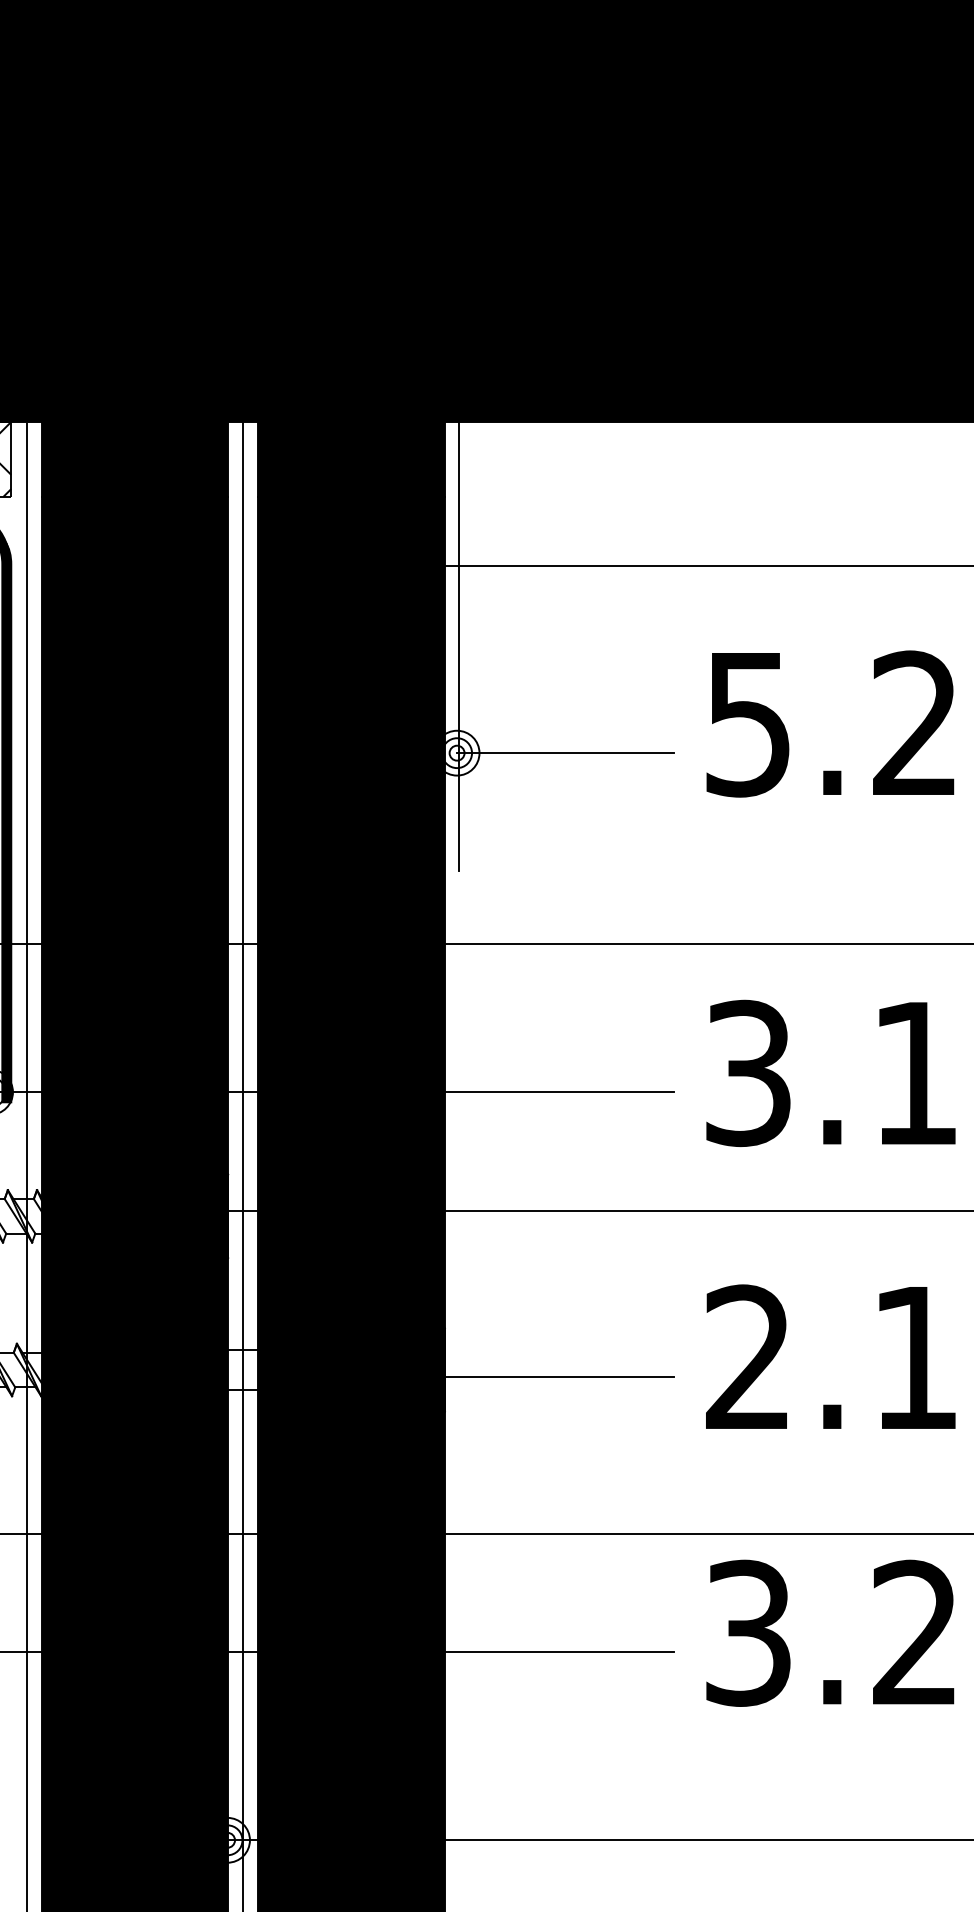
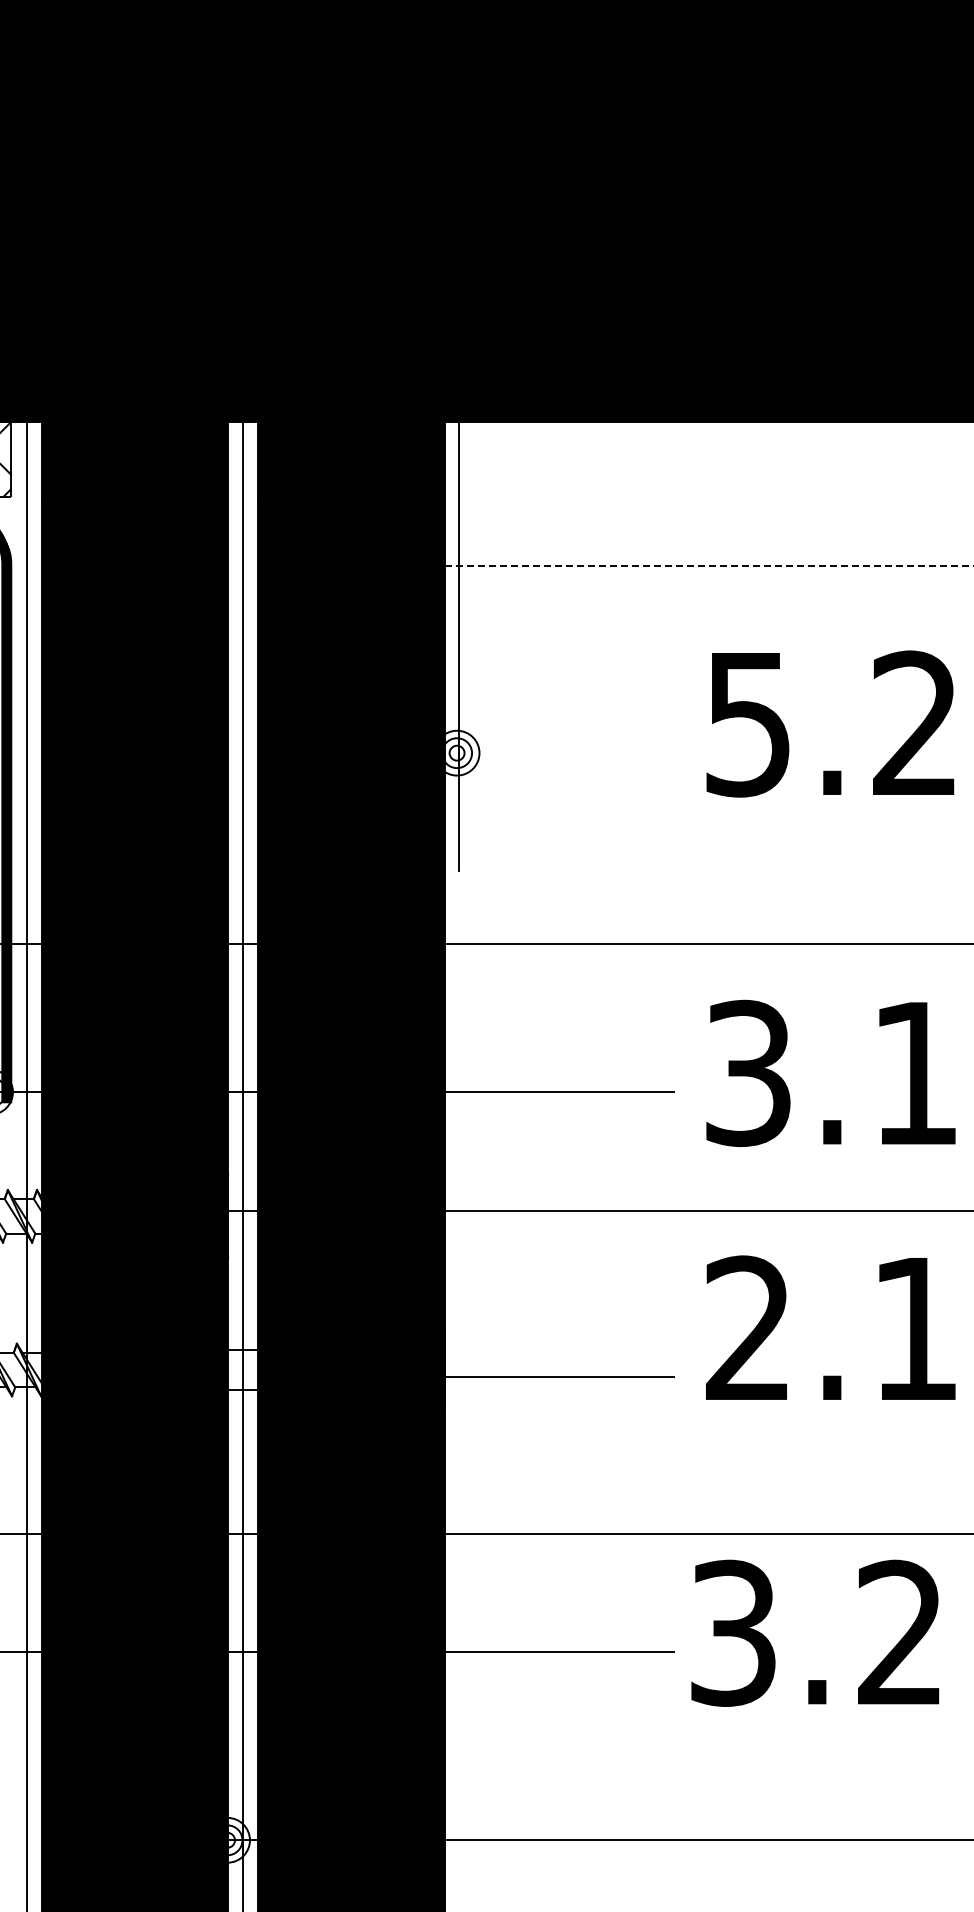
line: solid -> dashed (698, 566)
line: present -> none (565, 753)
text position: (830, 1356) -> (830, 1327) (830, 1327)
text position: (830, 1632) -> (815, 1632) (815, 1632)
